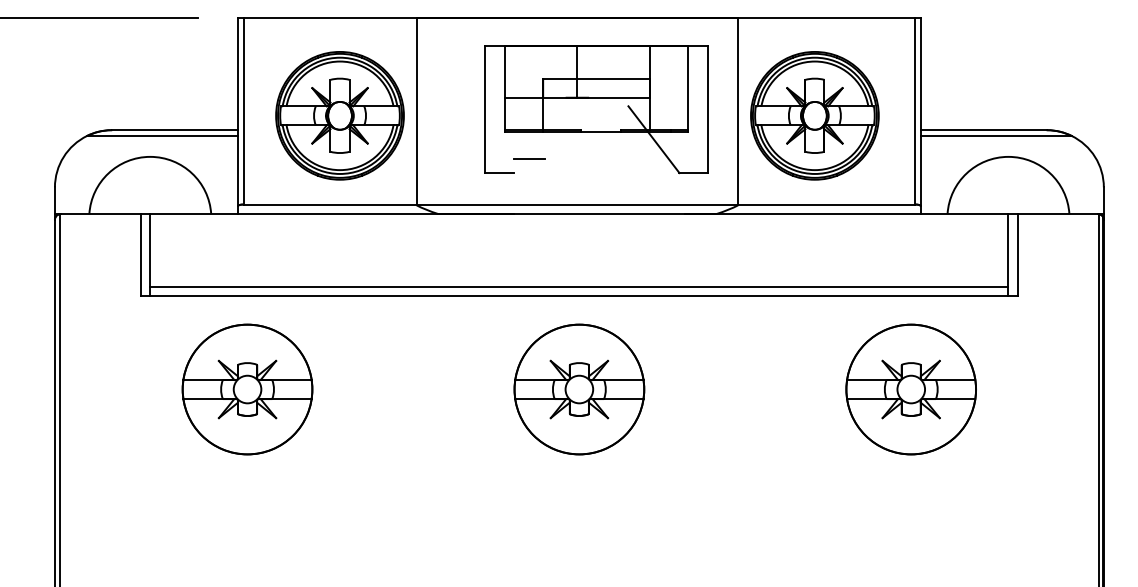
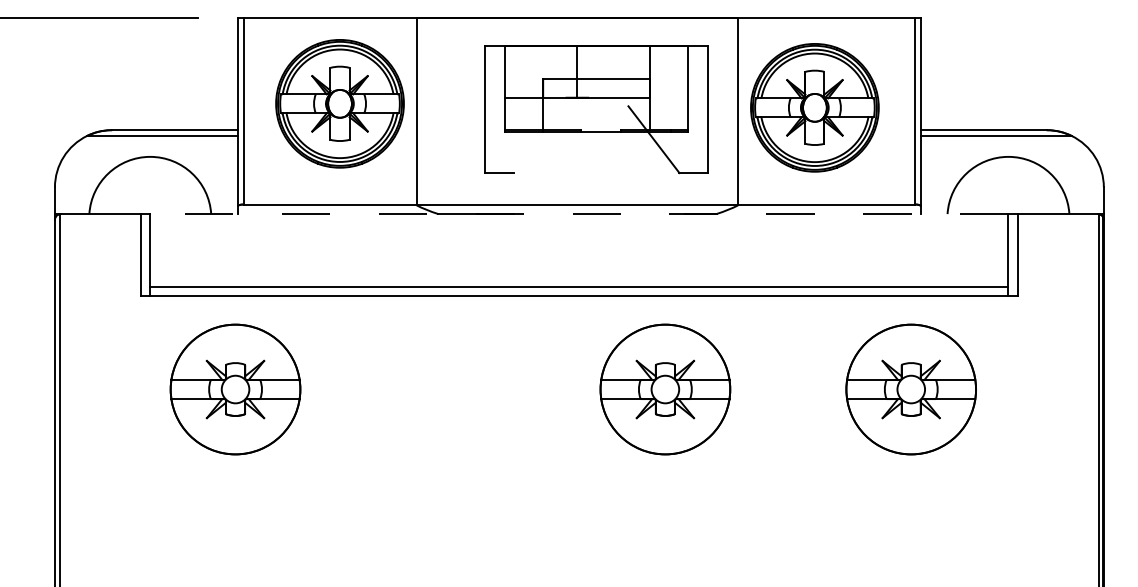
part position: (339, 115) -> (339, 103) (339, 103)
part position: (814, 115) -> (814, 107) (814, 107)
line: present -> none (529, 158)
line: solid -> dashed (578, 214)
part position: (247, 389) -> (235, 389) (235, 389)
part position: (579, 389) -> (665, 389) (665, 389)
